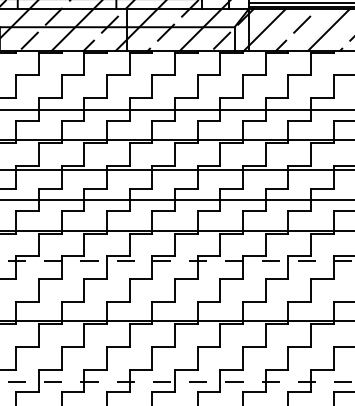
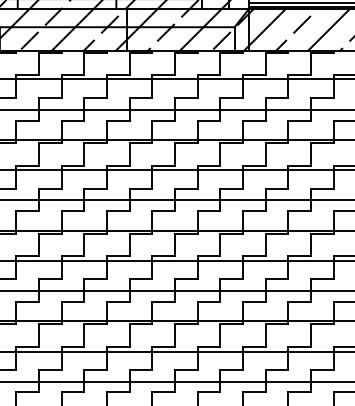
line: none -> present (176, 79)
line: dashed -> solid (177, 260)
line: none -> present (176, 291)
line: none -> present (176, 351)
line: dashed -> solid (177, 381)
